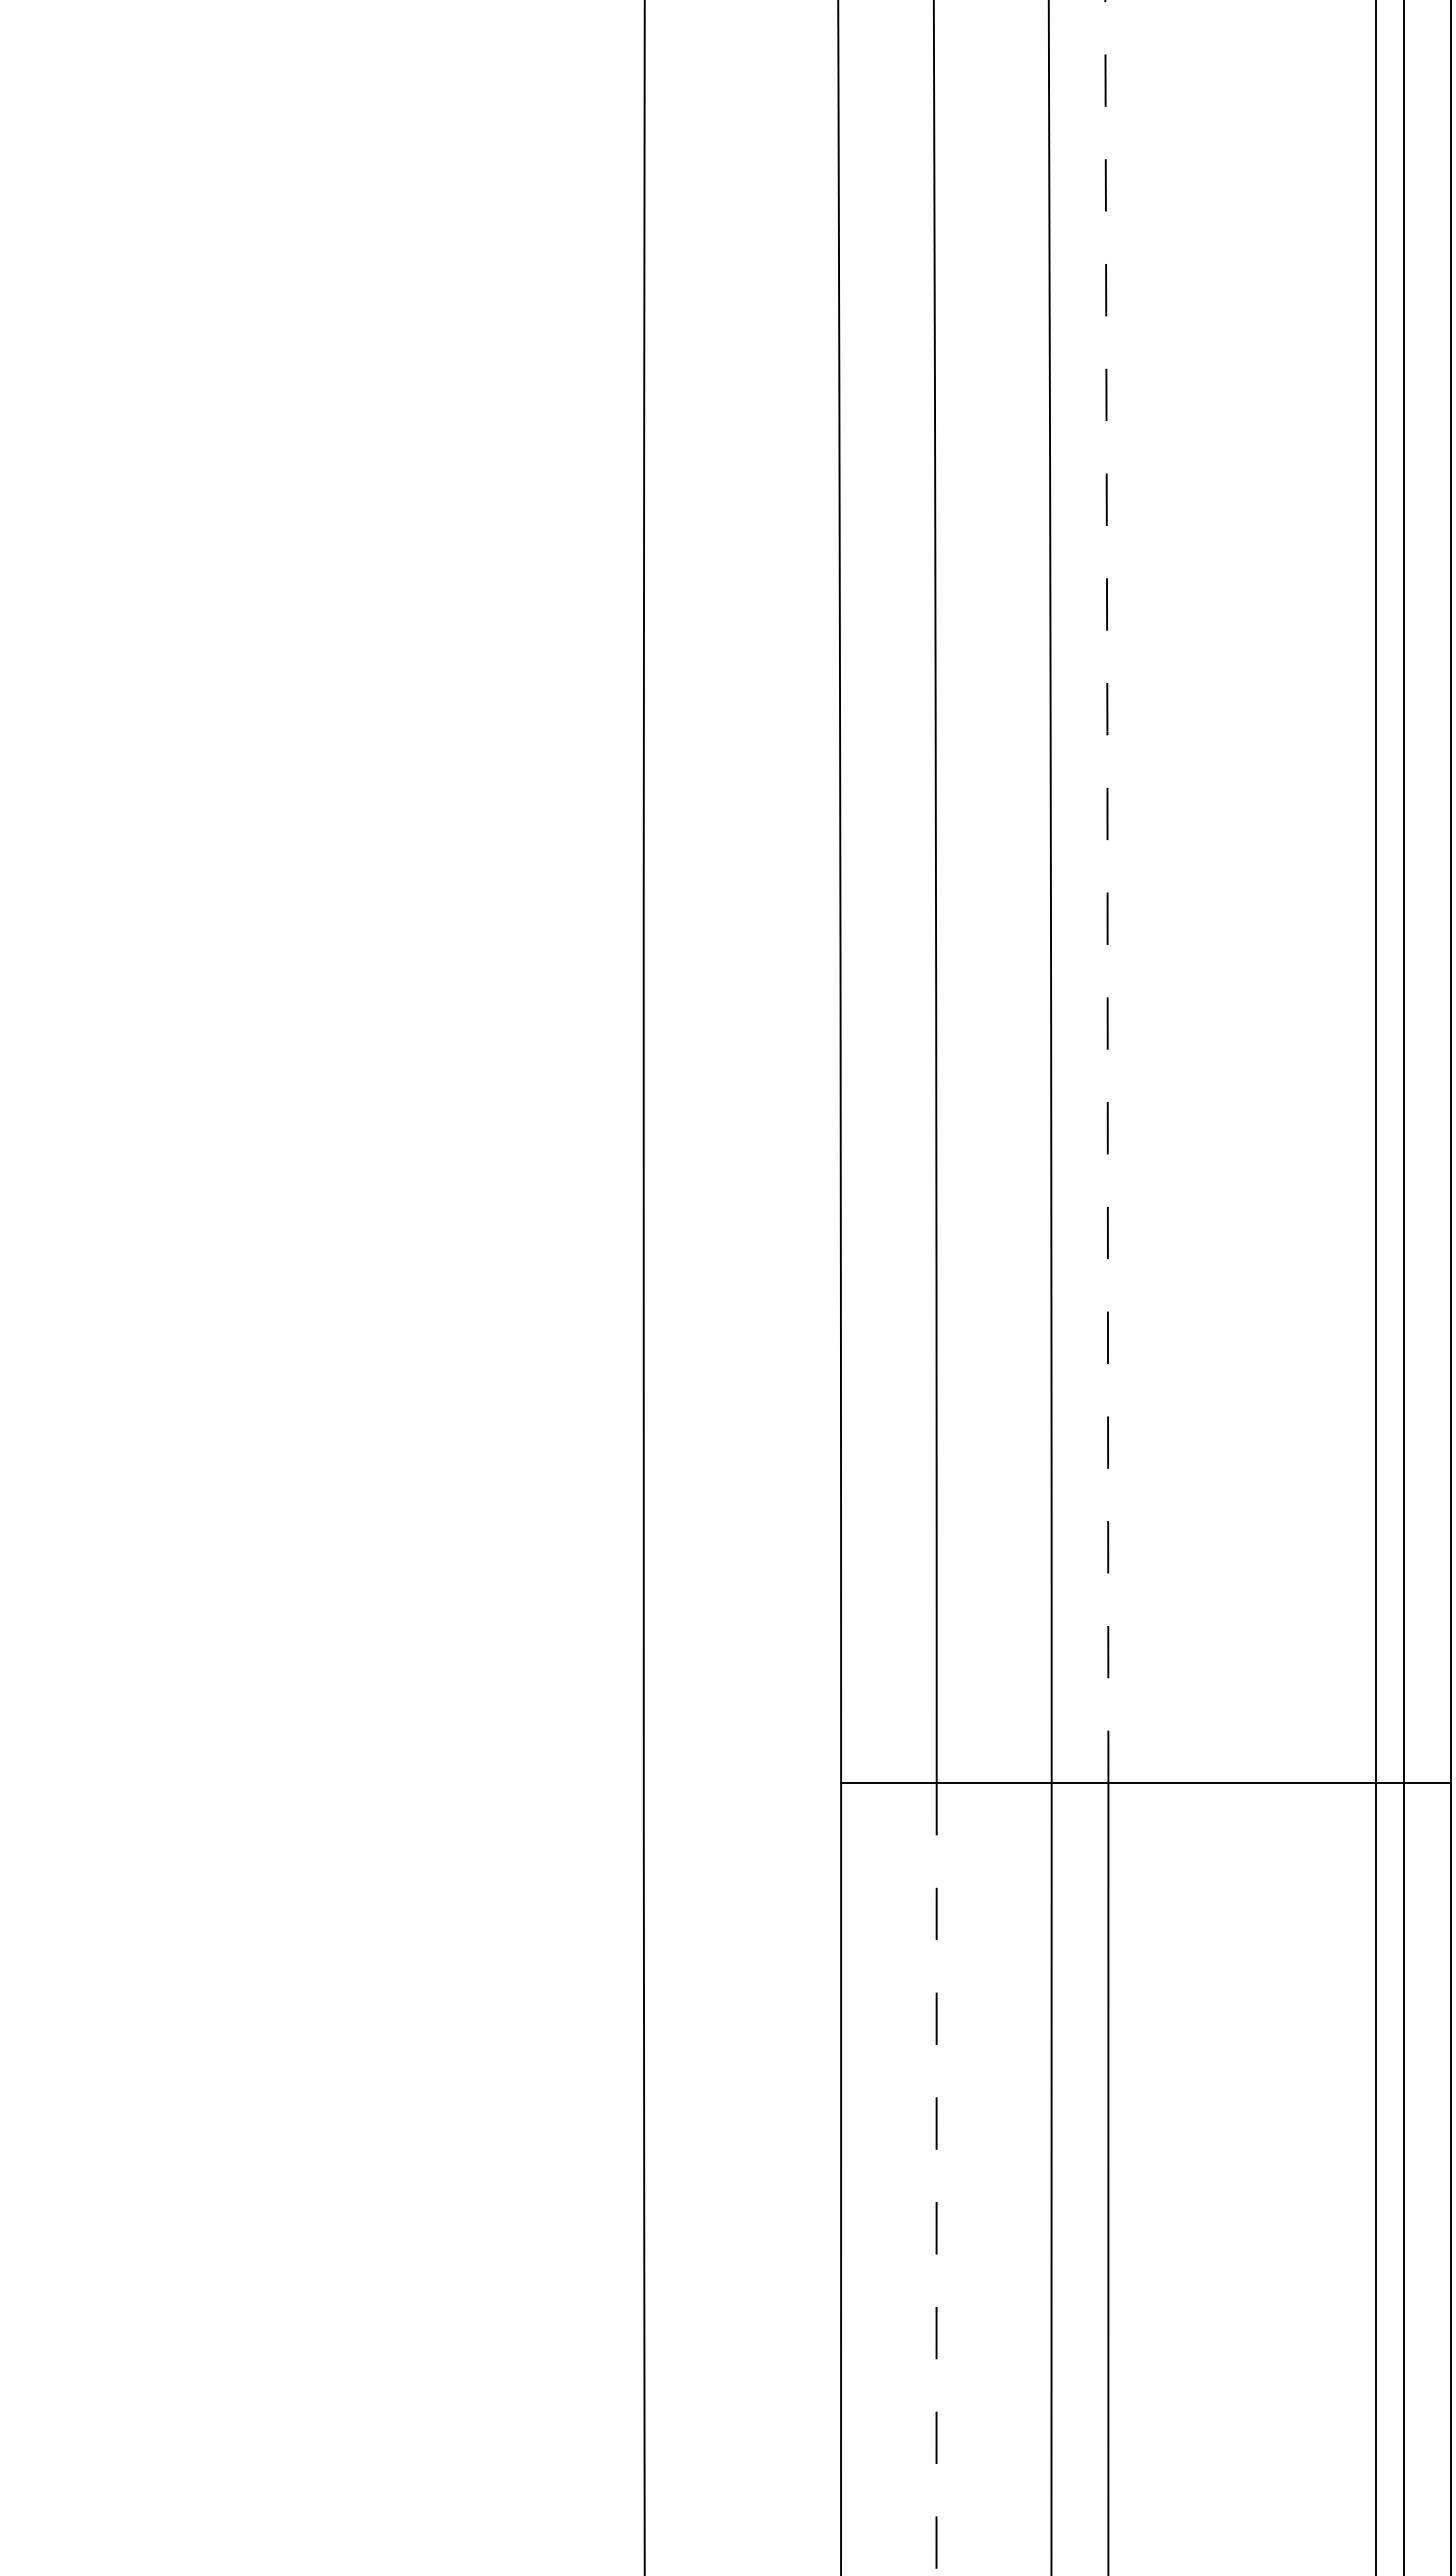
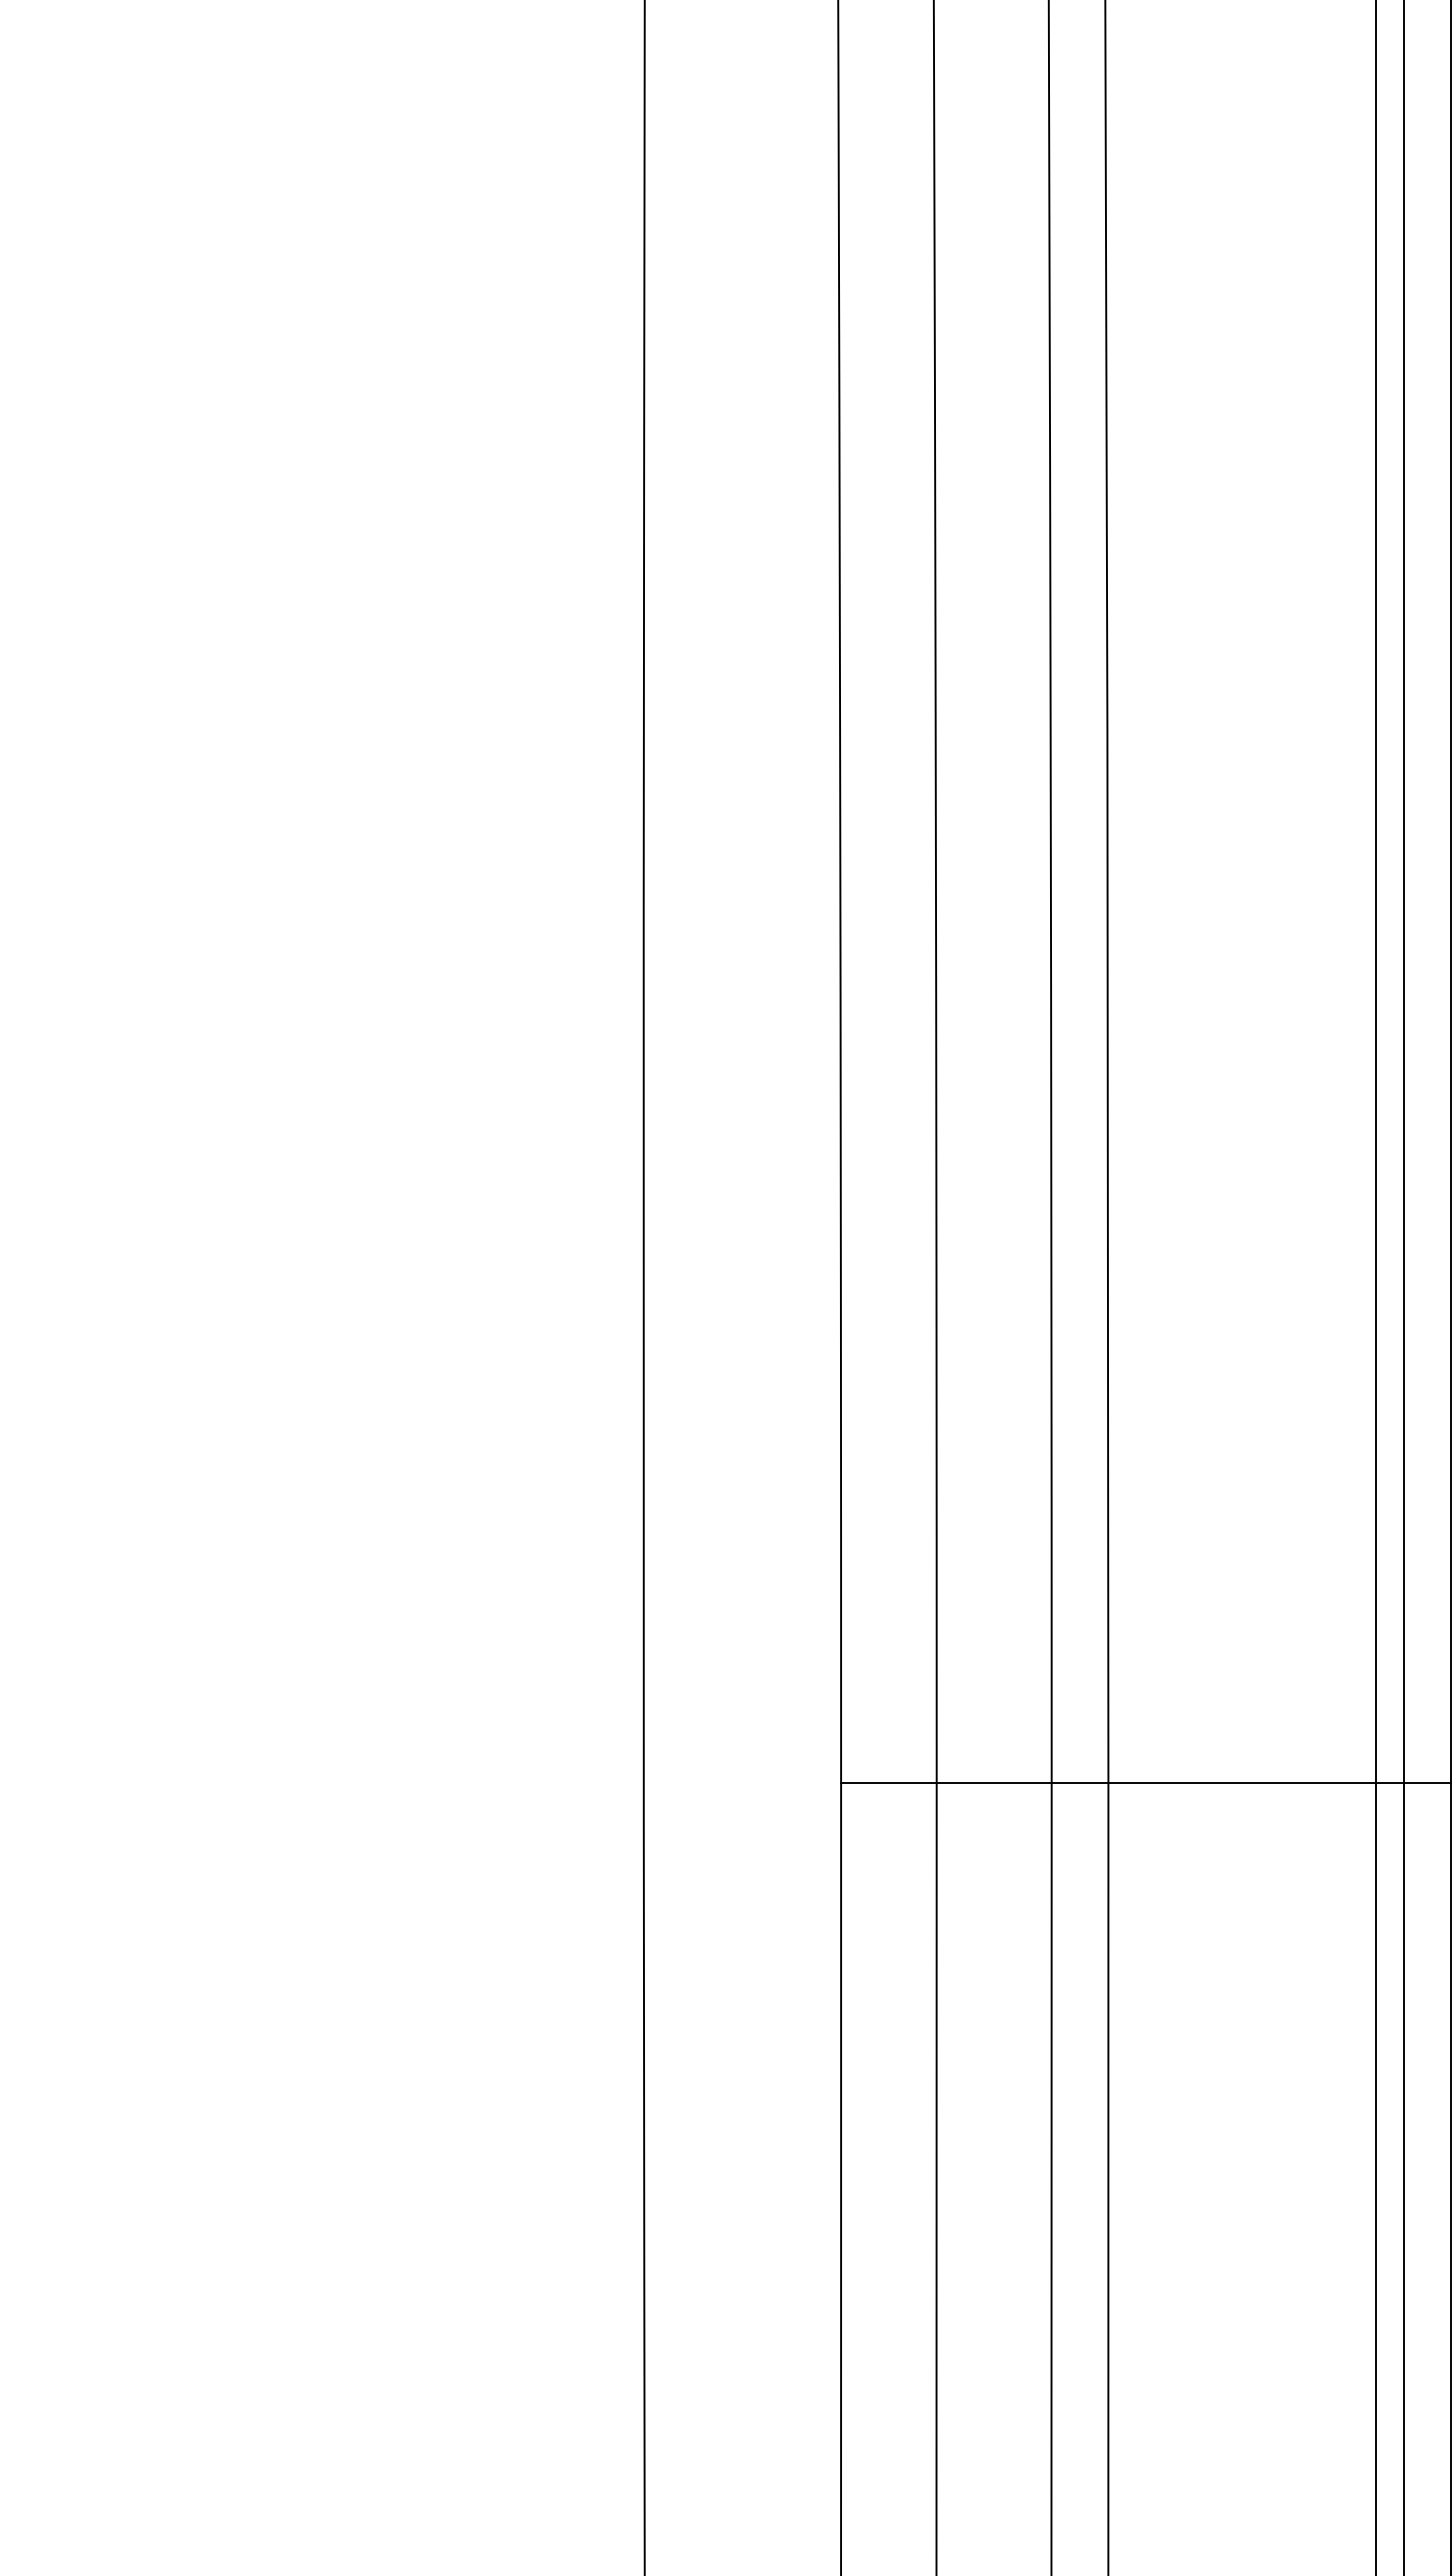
line: dashed -> solid (1107, 891)
line: dashed -> solid (936, 2179)
